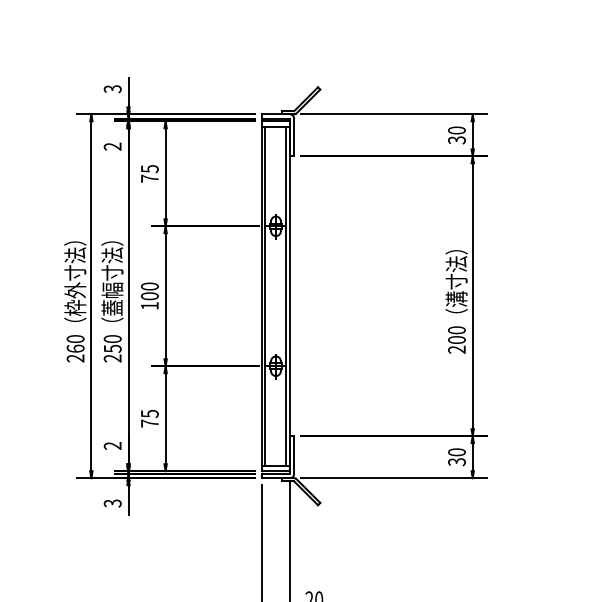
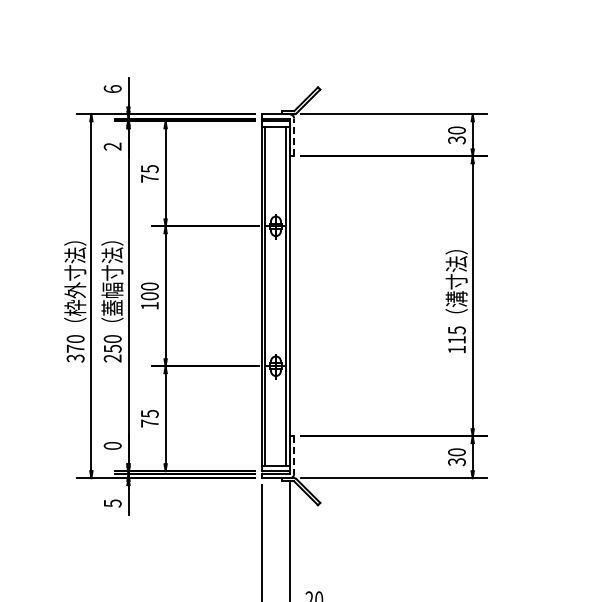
text: 3 -> 6 (112, 89)
line: solid -> dashed (294, 137)
text: 200 -> 115 (456, 339)
text: 260 -> 370 (75, 353)
text: 2 -> 0 (112, 445)
line: solid -> dashed (294, 455)
text: 3 -> 5 (111, 503)
